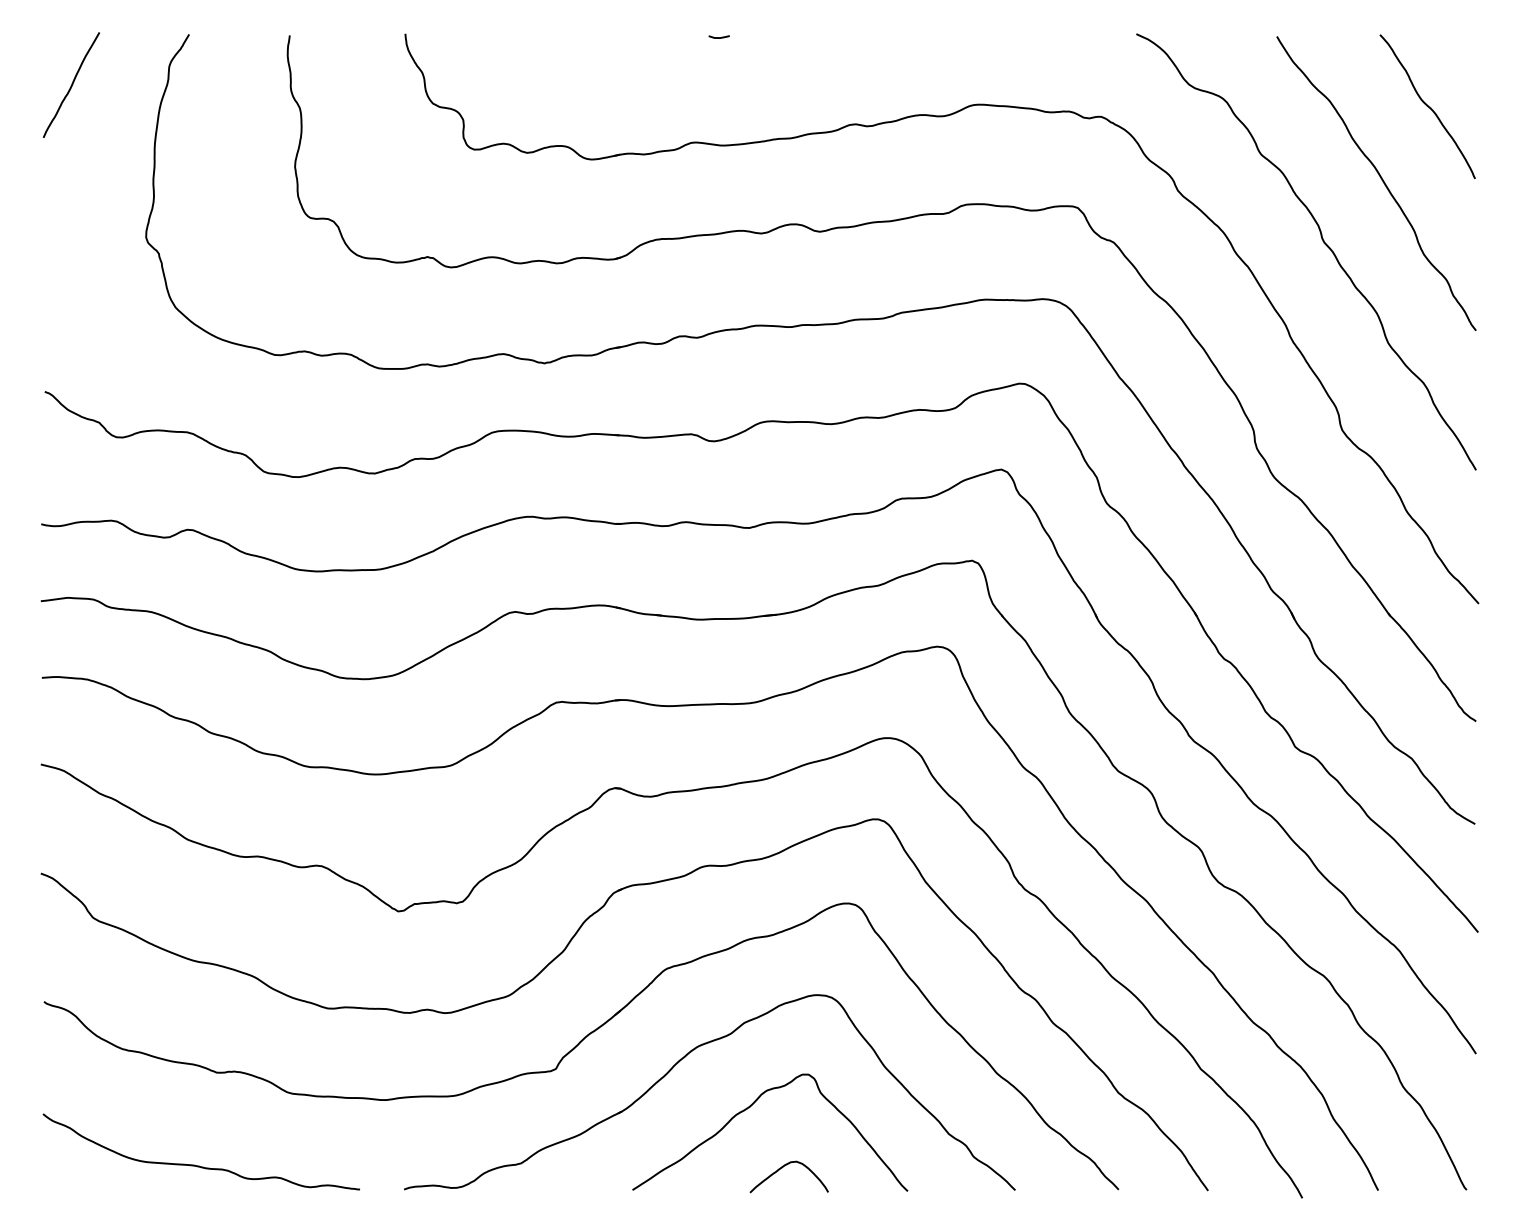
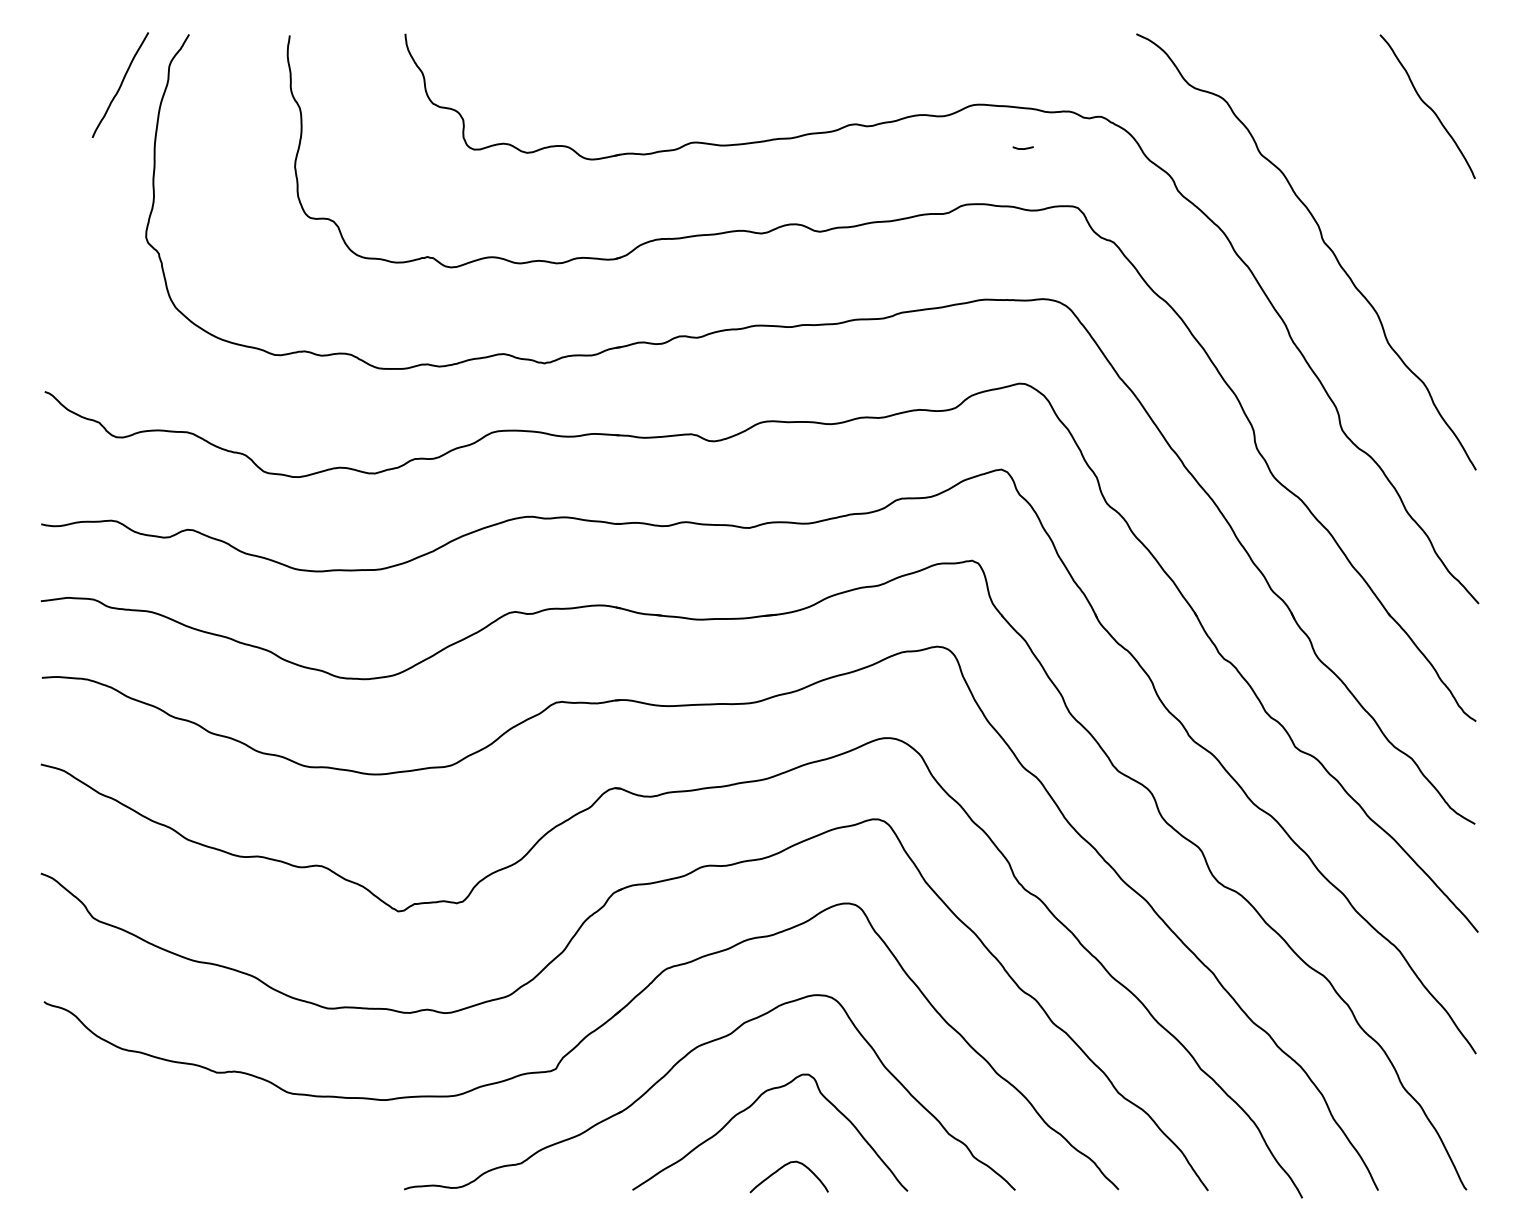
curve position: (718, 37) -> (1022, 148) (1022, 148)
curve position: (71, 84) -> (120, 84) (120, 84)
curve: present -> none (1381, 180)
curve: present -> none (199, 1165)
